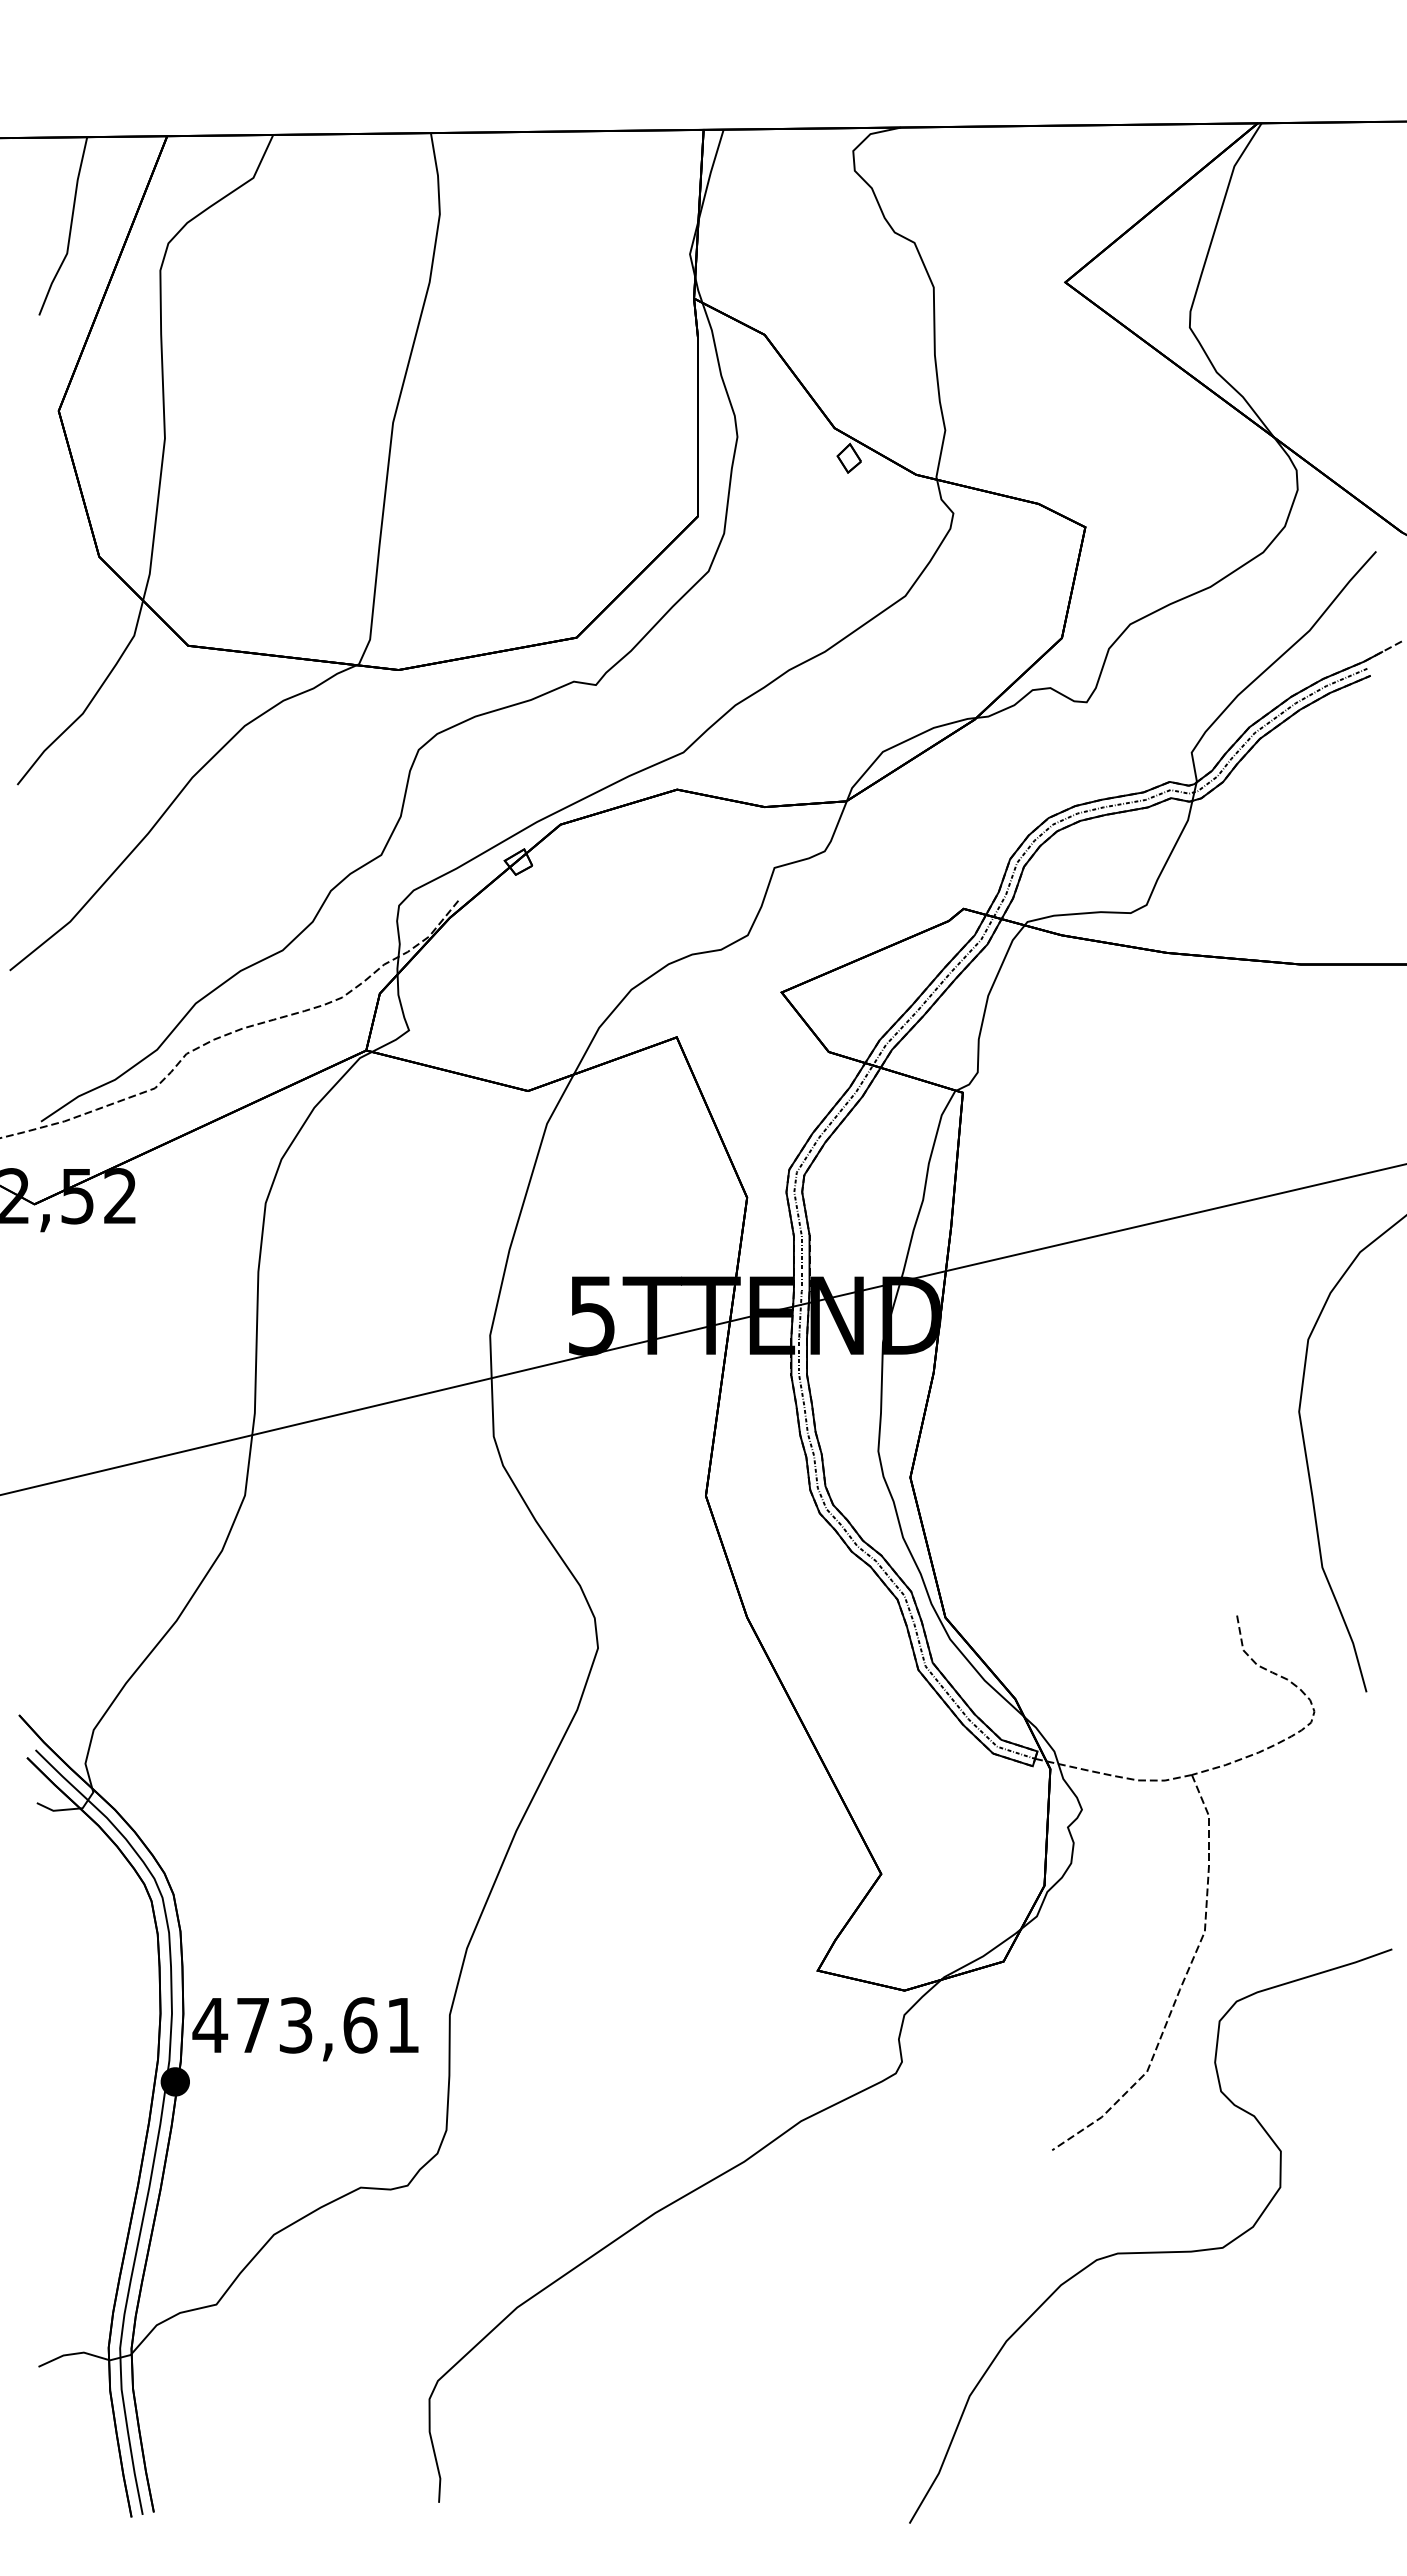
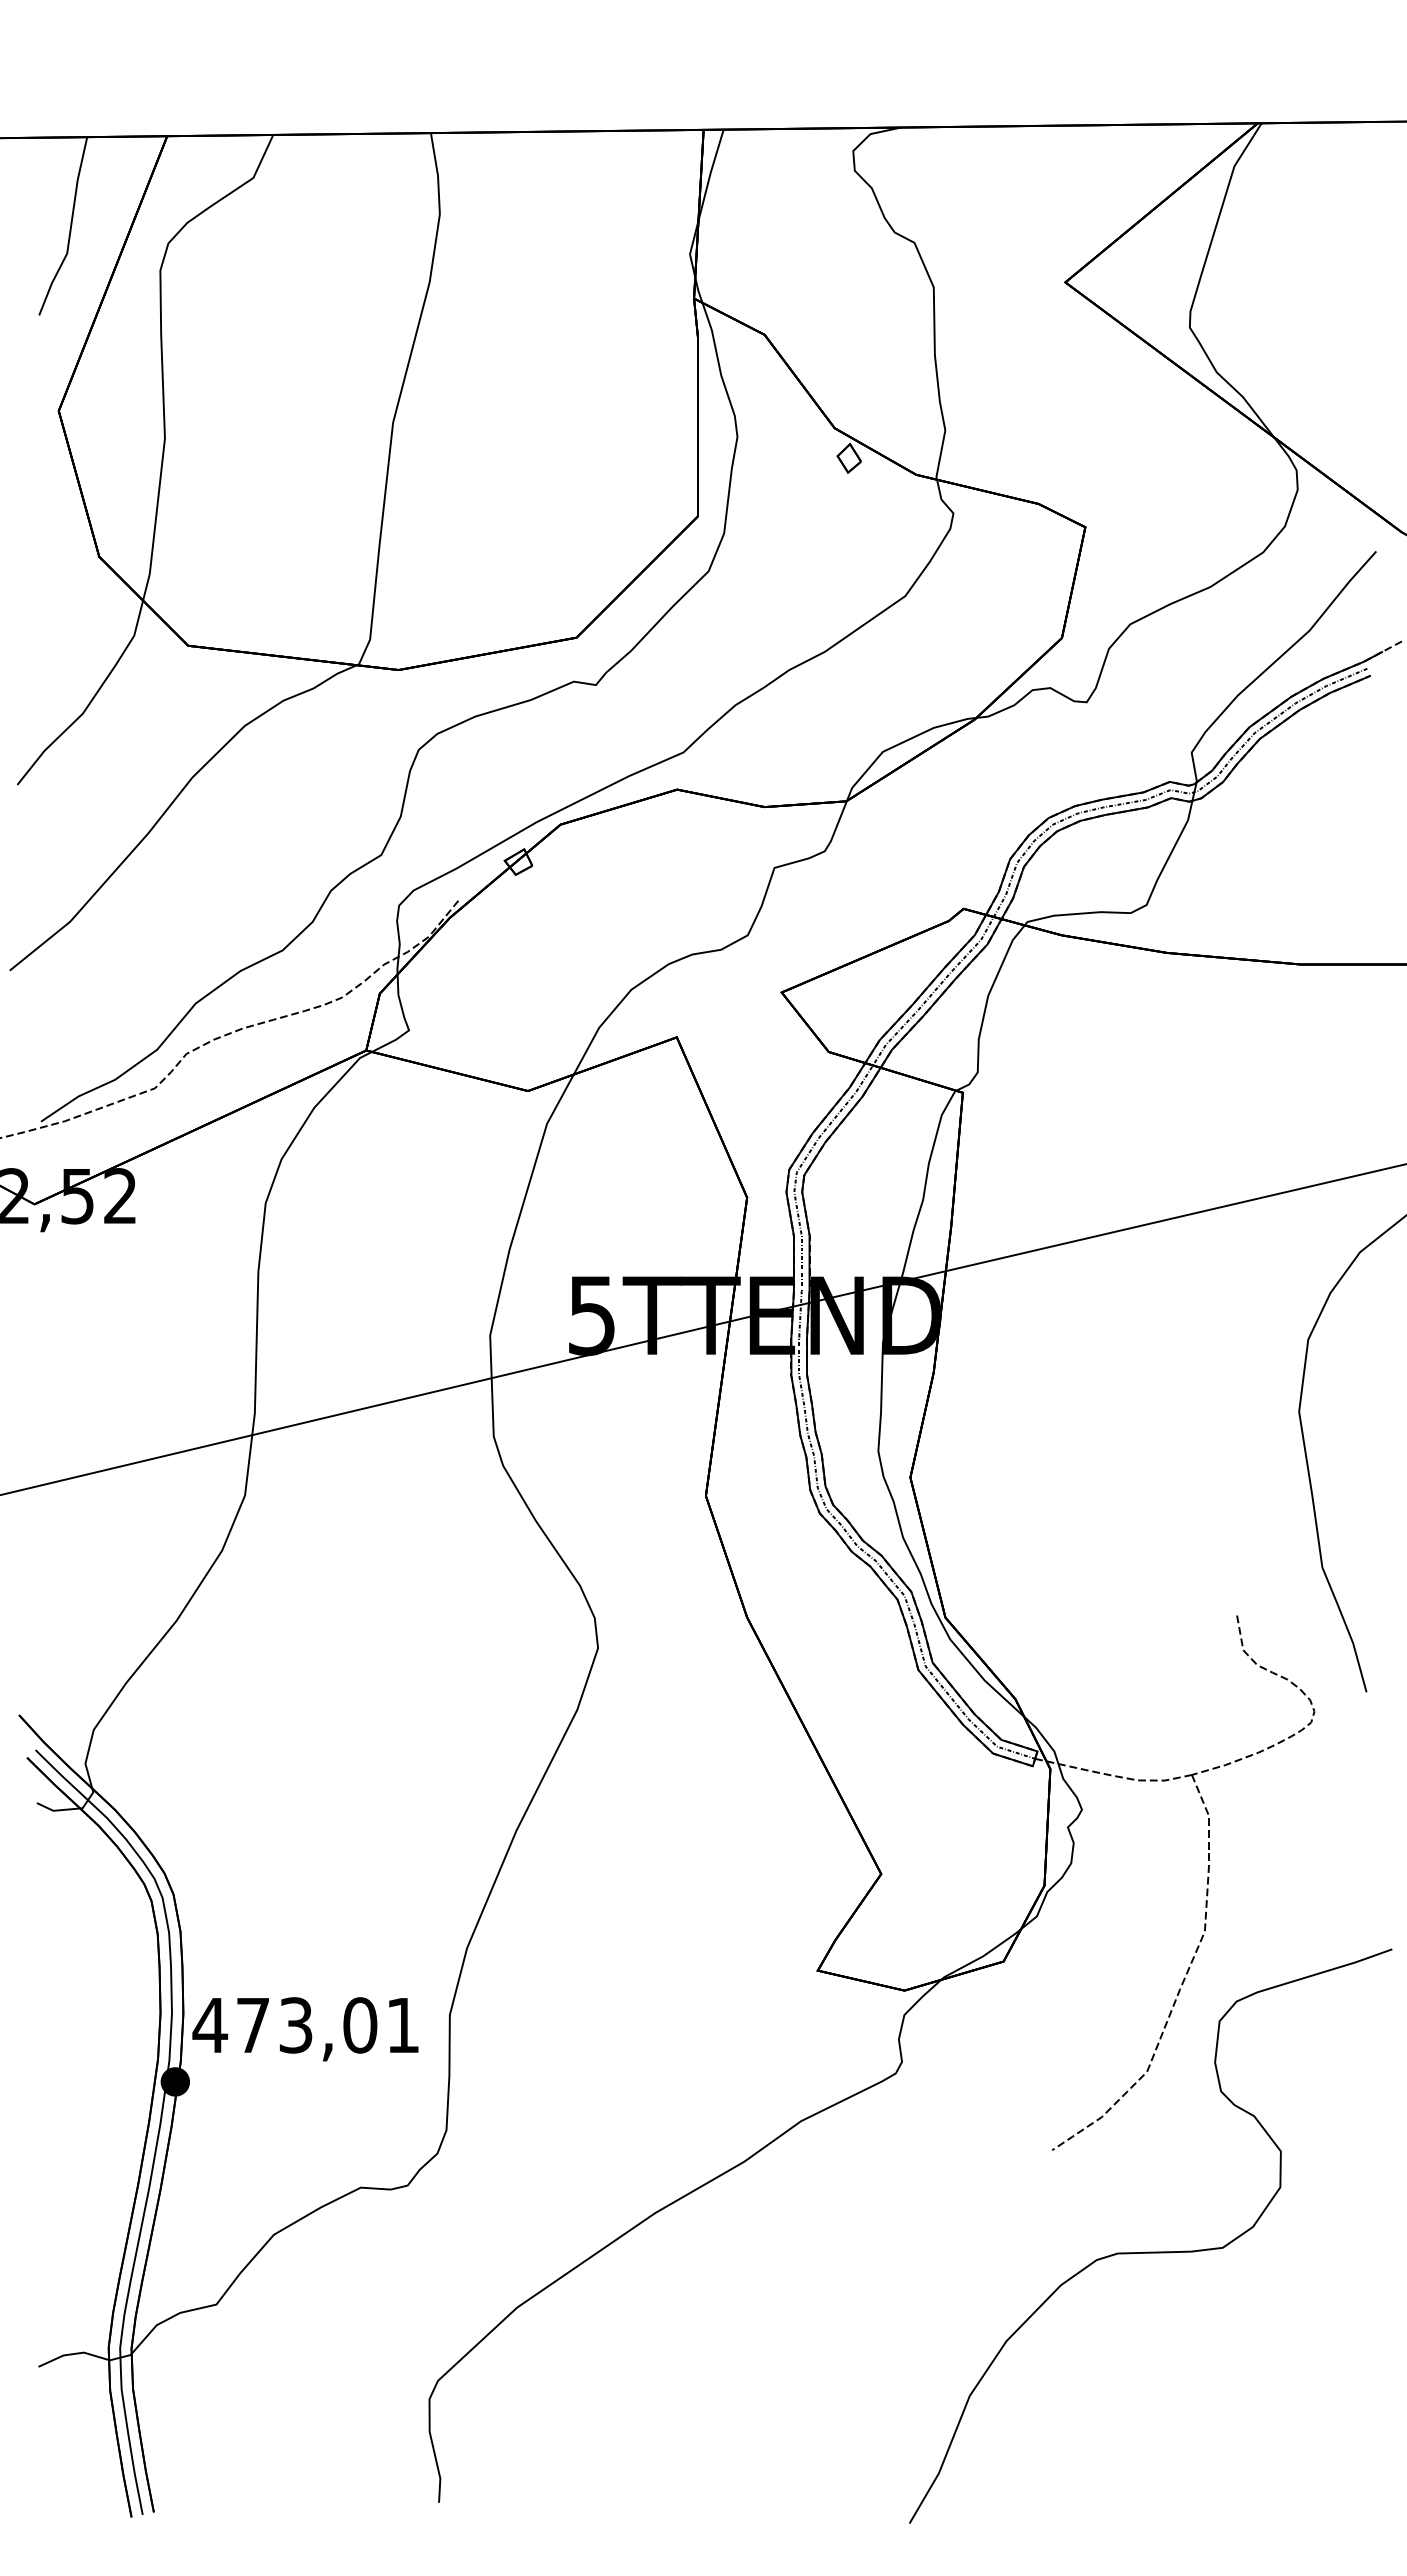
text: 473,61 -> 473,01 (360, 2025)
